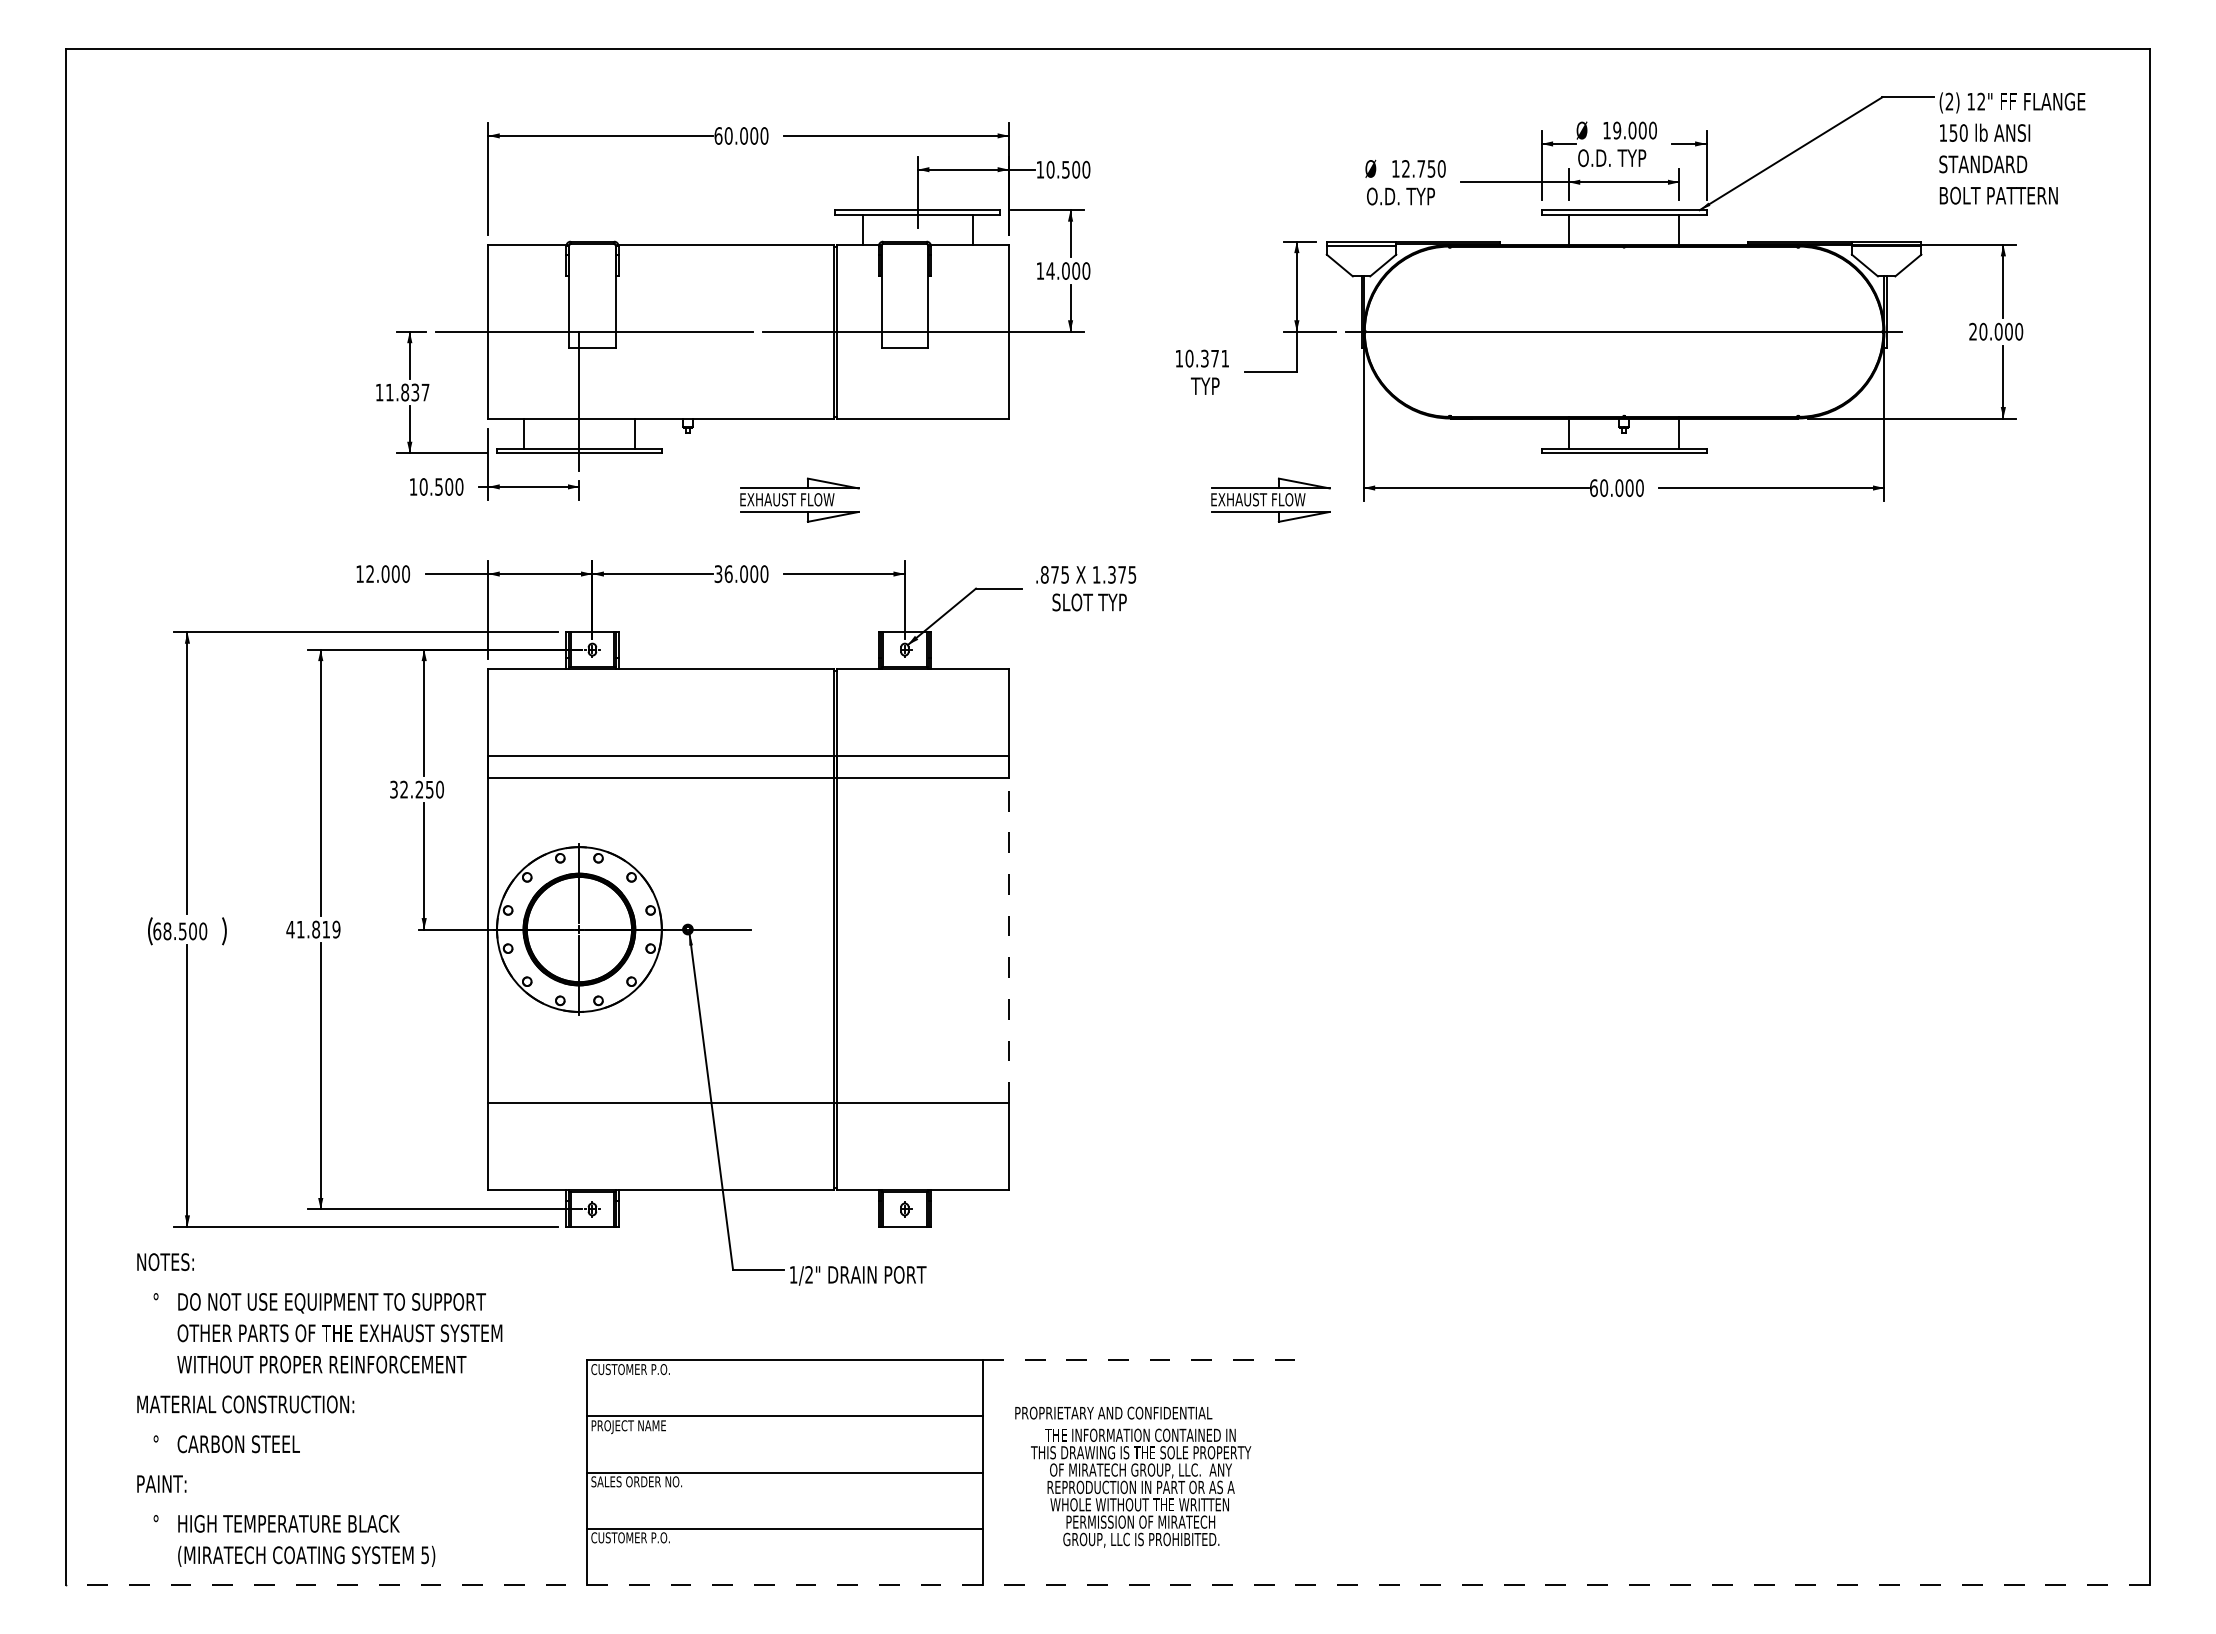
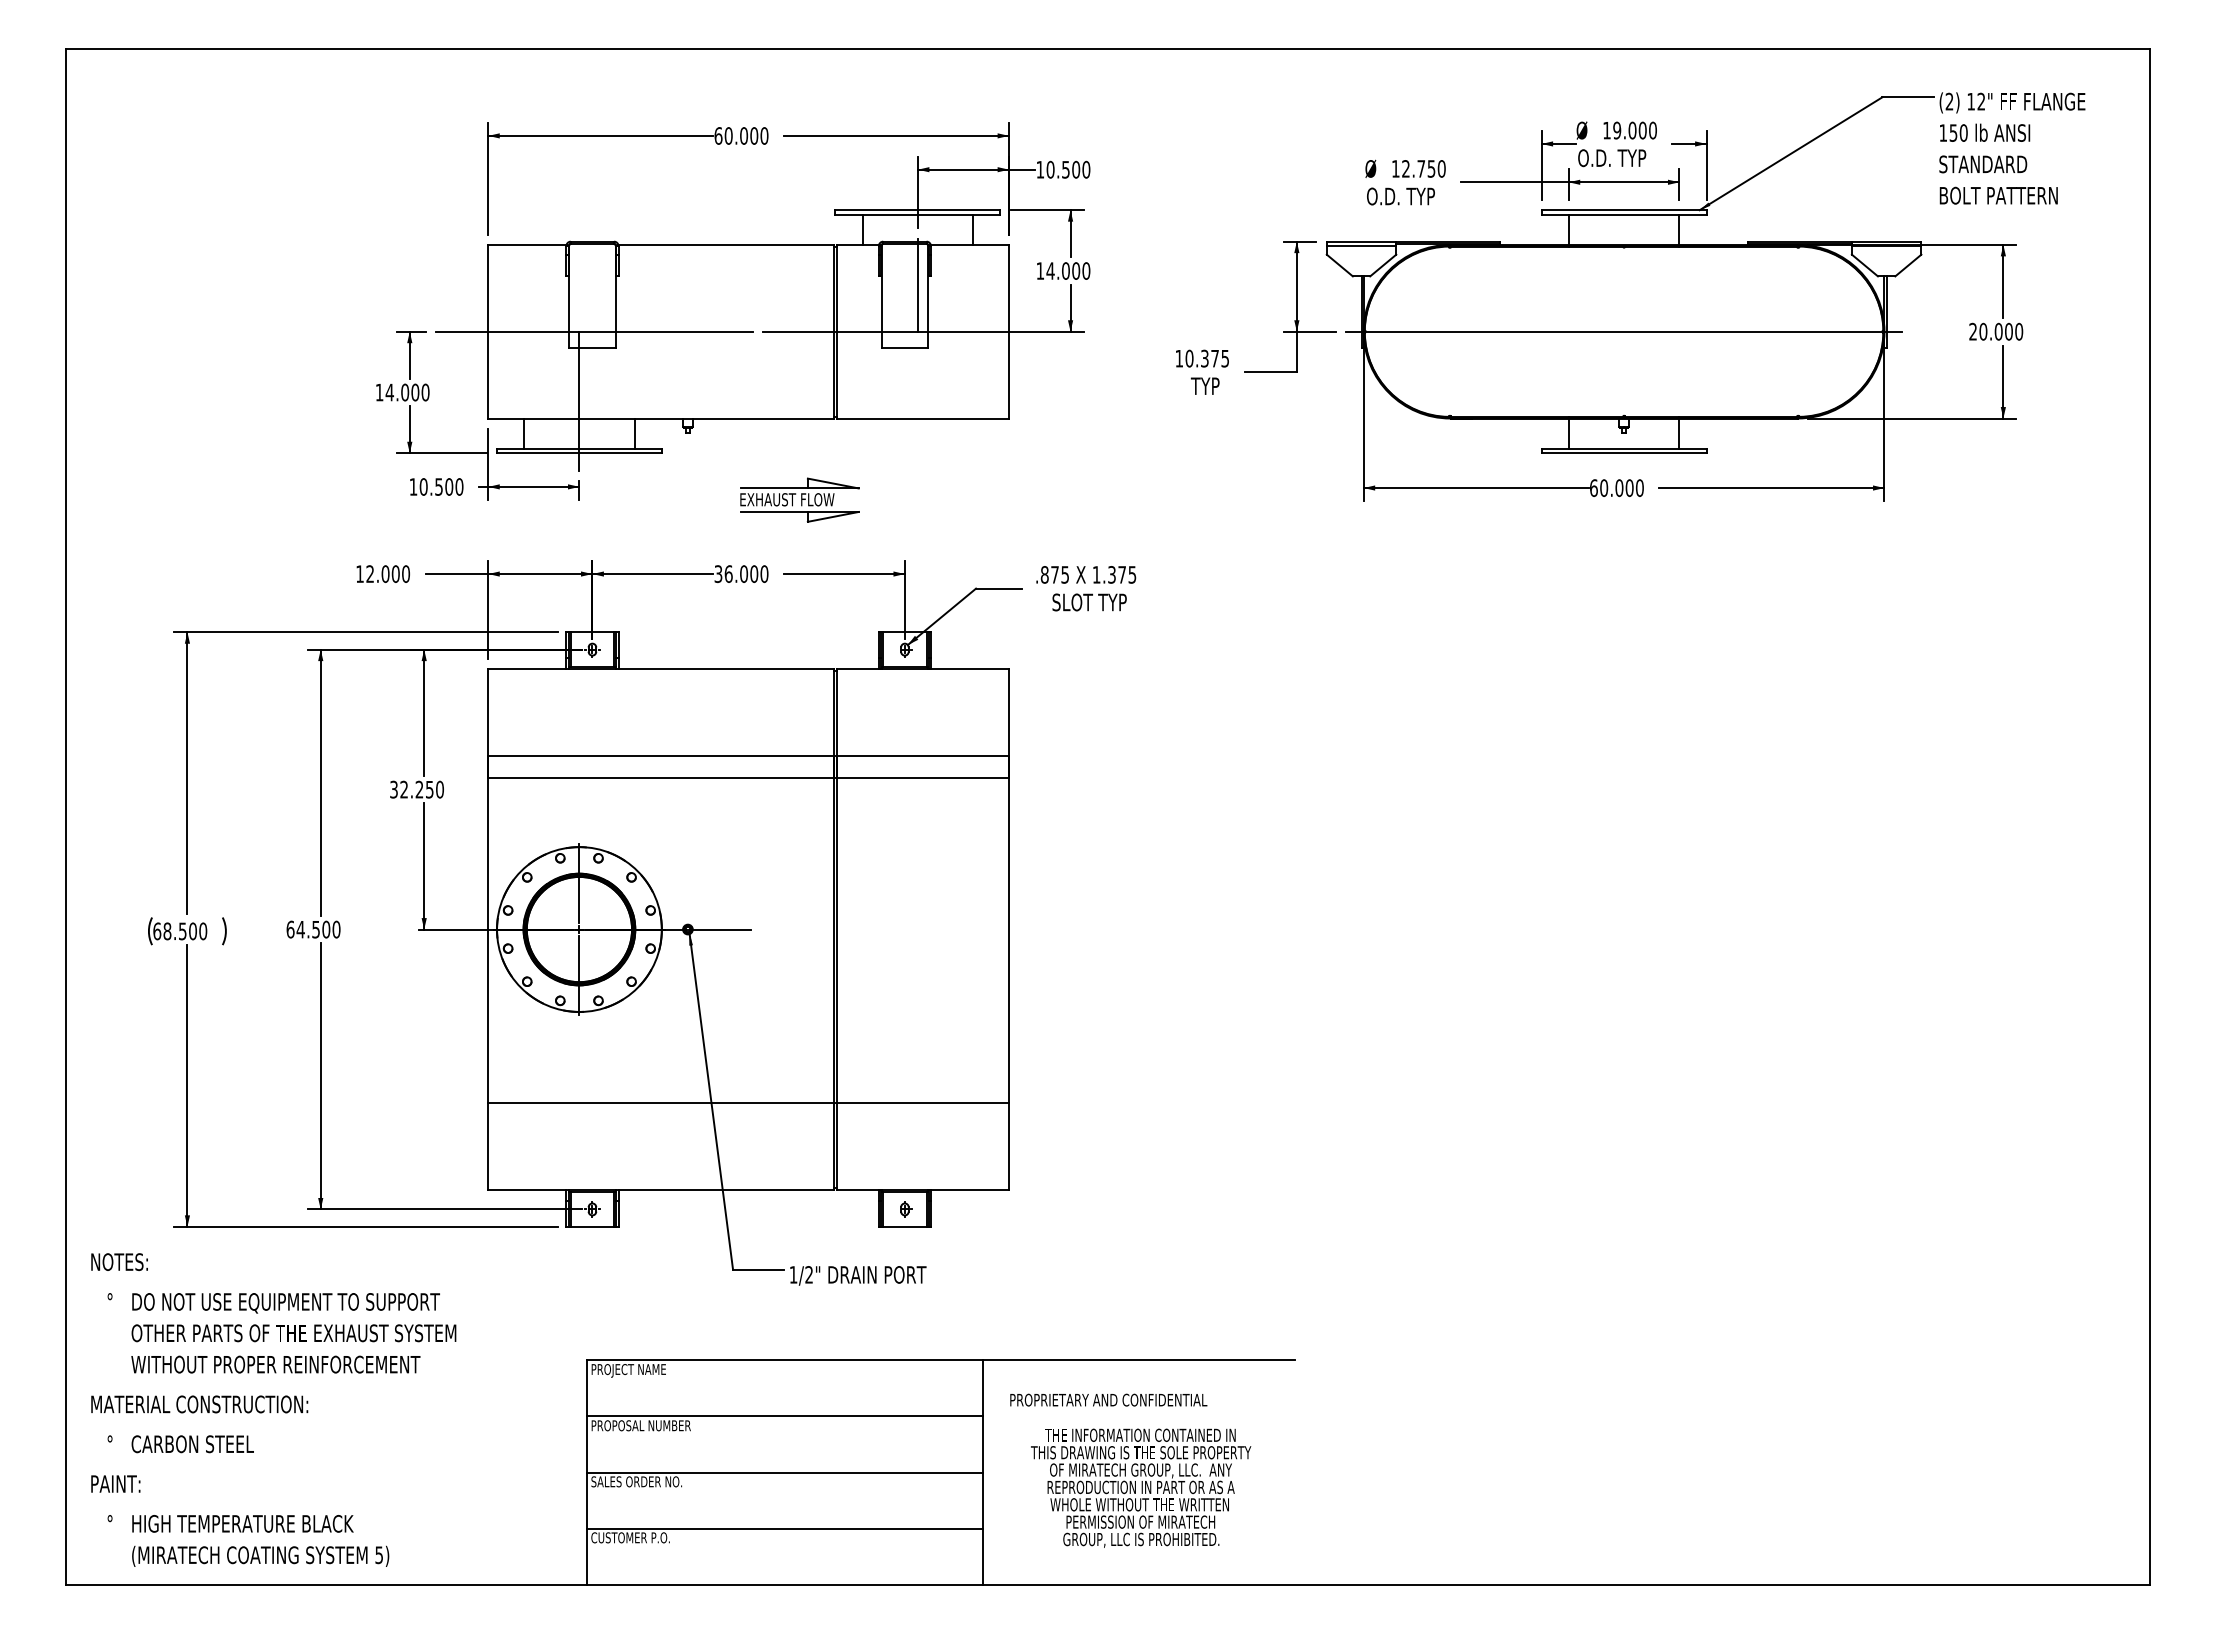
line: none -> present (917, 284)
text: 10.371 -> 10.375 (1224, 358)
text: 11.837 -> 14.000 (407, 392)
part: present -> none (1270, 499)
text: 41.819 -> 64.500 (313, 929)
line: dashed -> solid (1009, 929)
line: dashed -> solid (1138, 1360)
text: CUSTOMER P.O. -> PROJECT NAME (630, 1370)
text position: (319, 1409) -> (273, 1409) (273, 1409)
text position: (1113, 1412) -> (1108, 1399) (1108, 1399)
text: PROJECT NAME -> PROPOSAL NUMBER (650, 1427)
line: dashed -> solid (1107, 1585)
